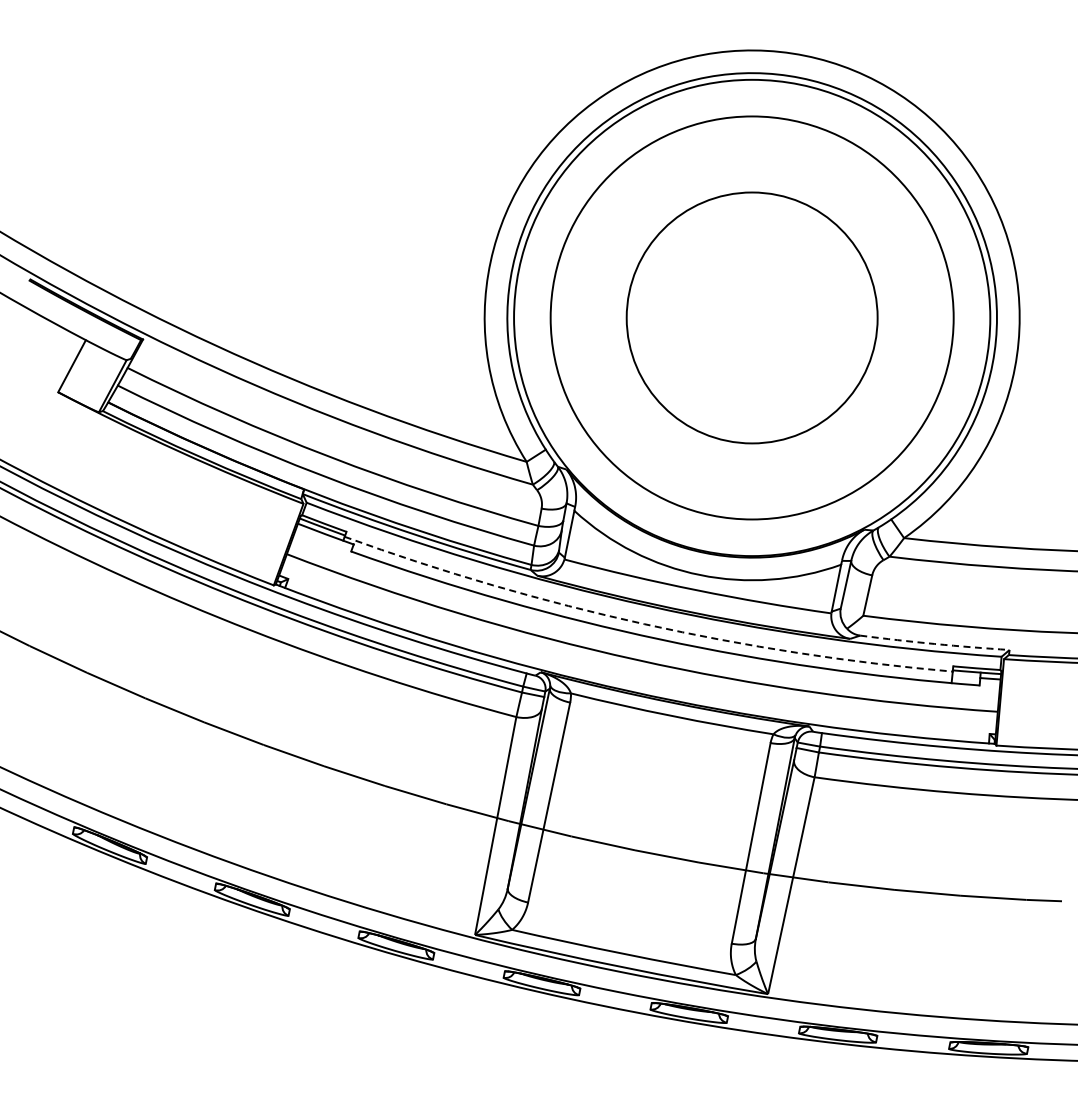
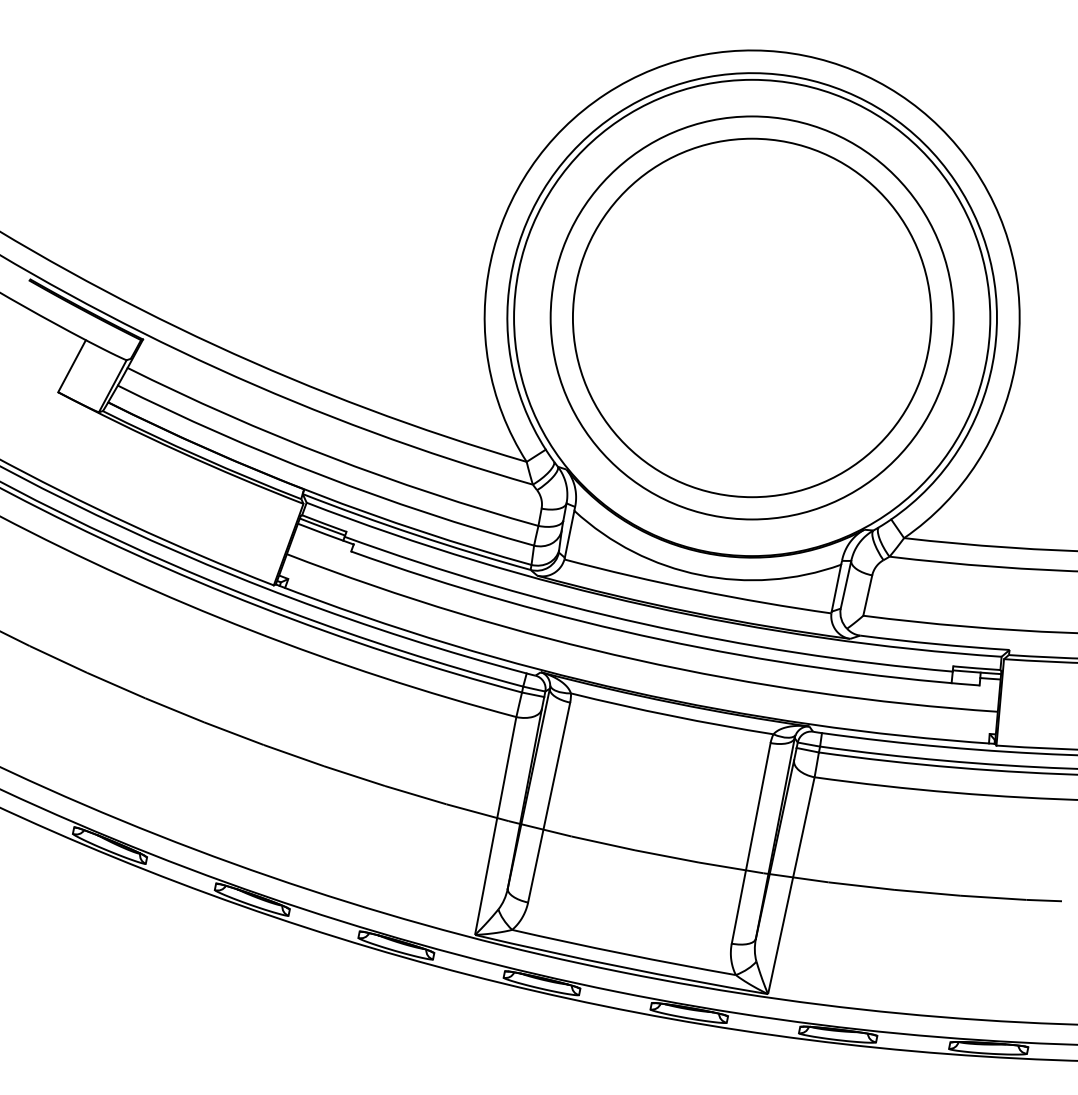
circle diameter: 251 px -> 358 px (751, 317)
arc: dashed -> solid (644, 624)
arc: dashed -> solid (934, 643)
